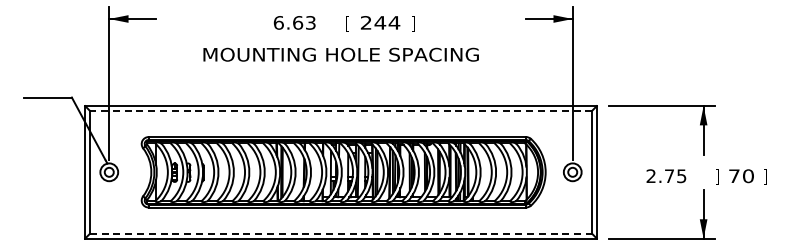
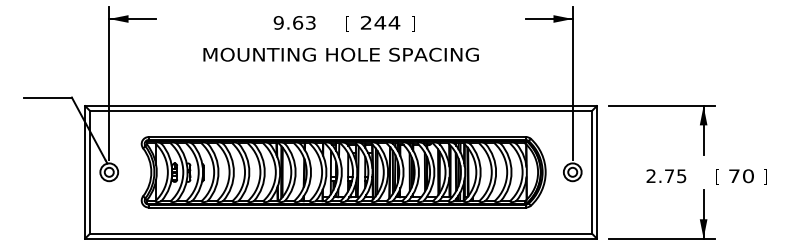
text: 6.63 -> 9.63 (278, 22)
line: dashed -> solid (340, 110)
text: ] -> [ (717, 176)
line: dashed -> solid (341, 234)
